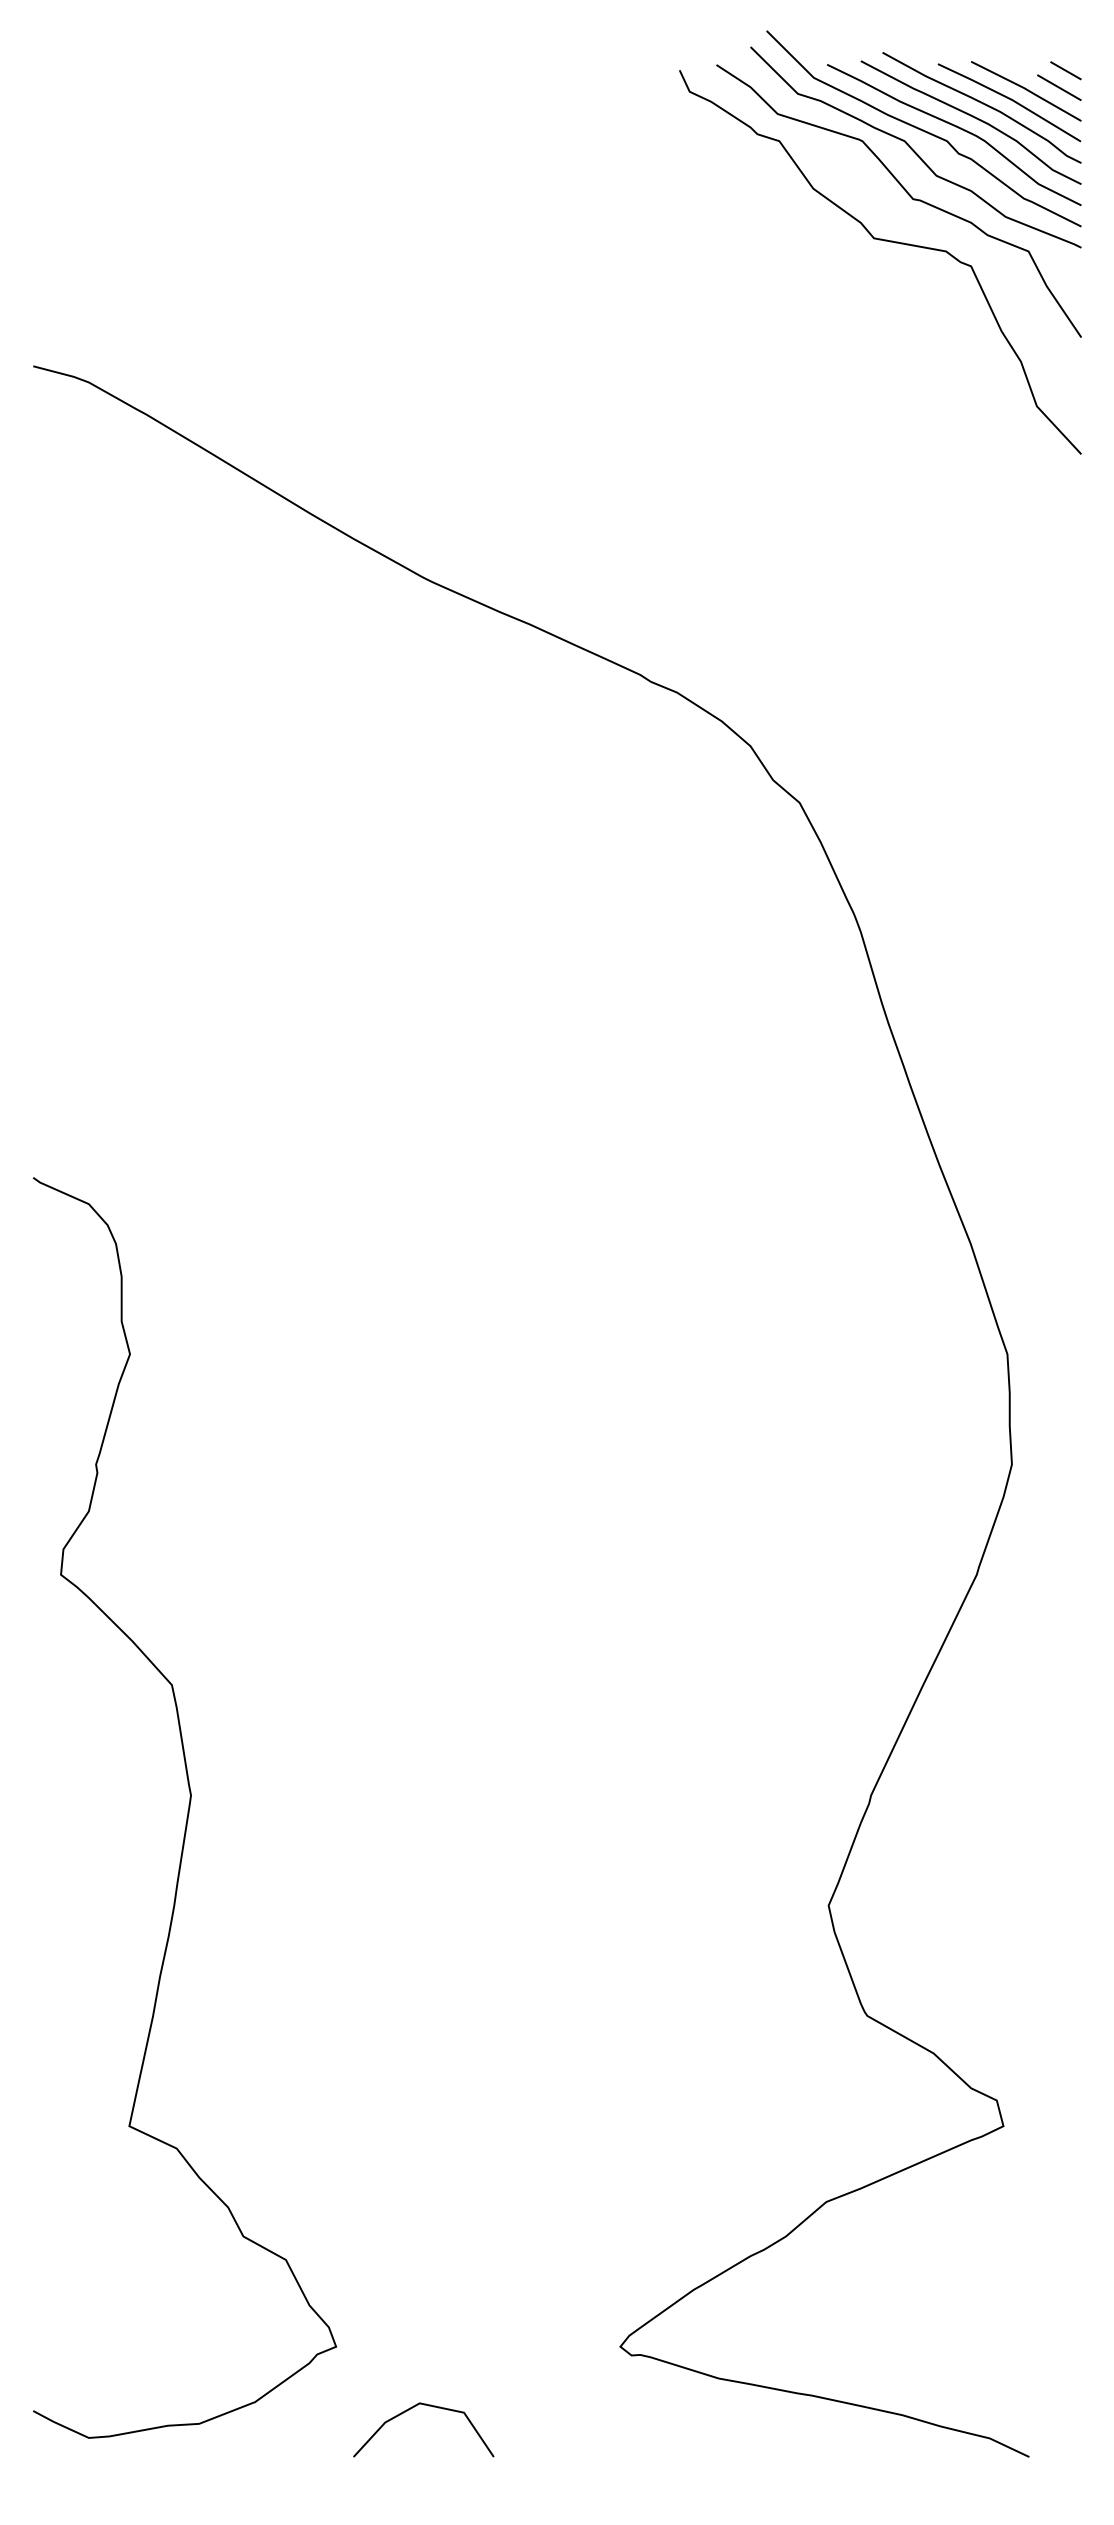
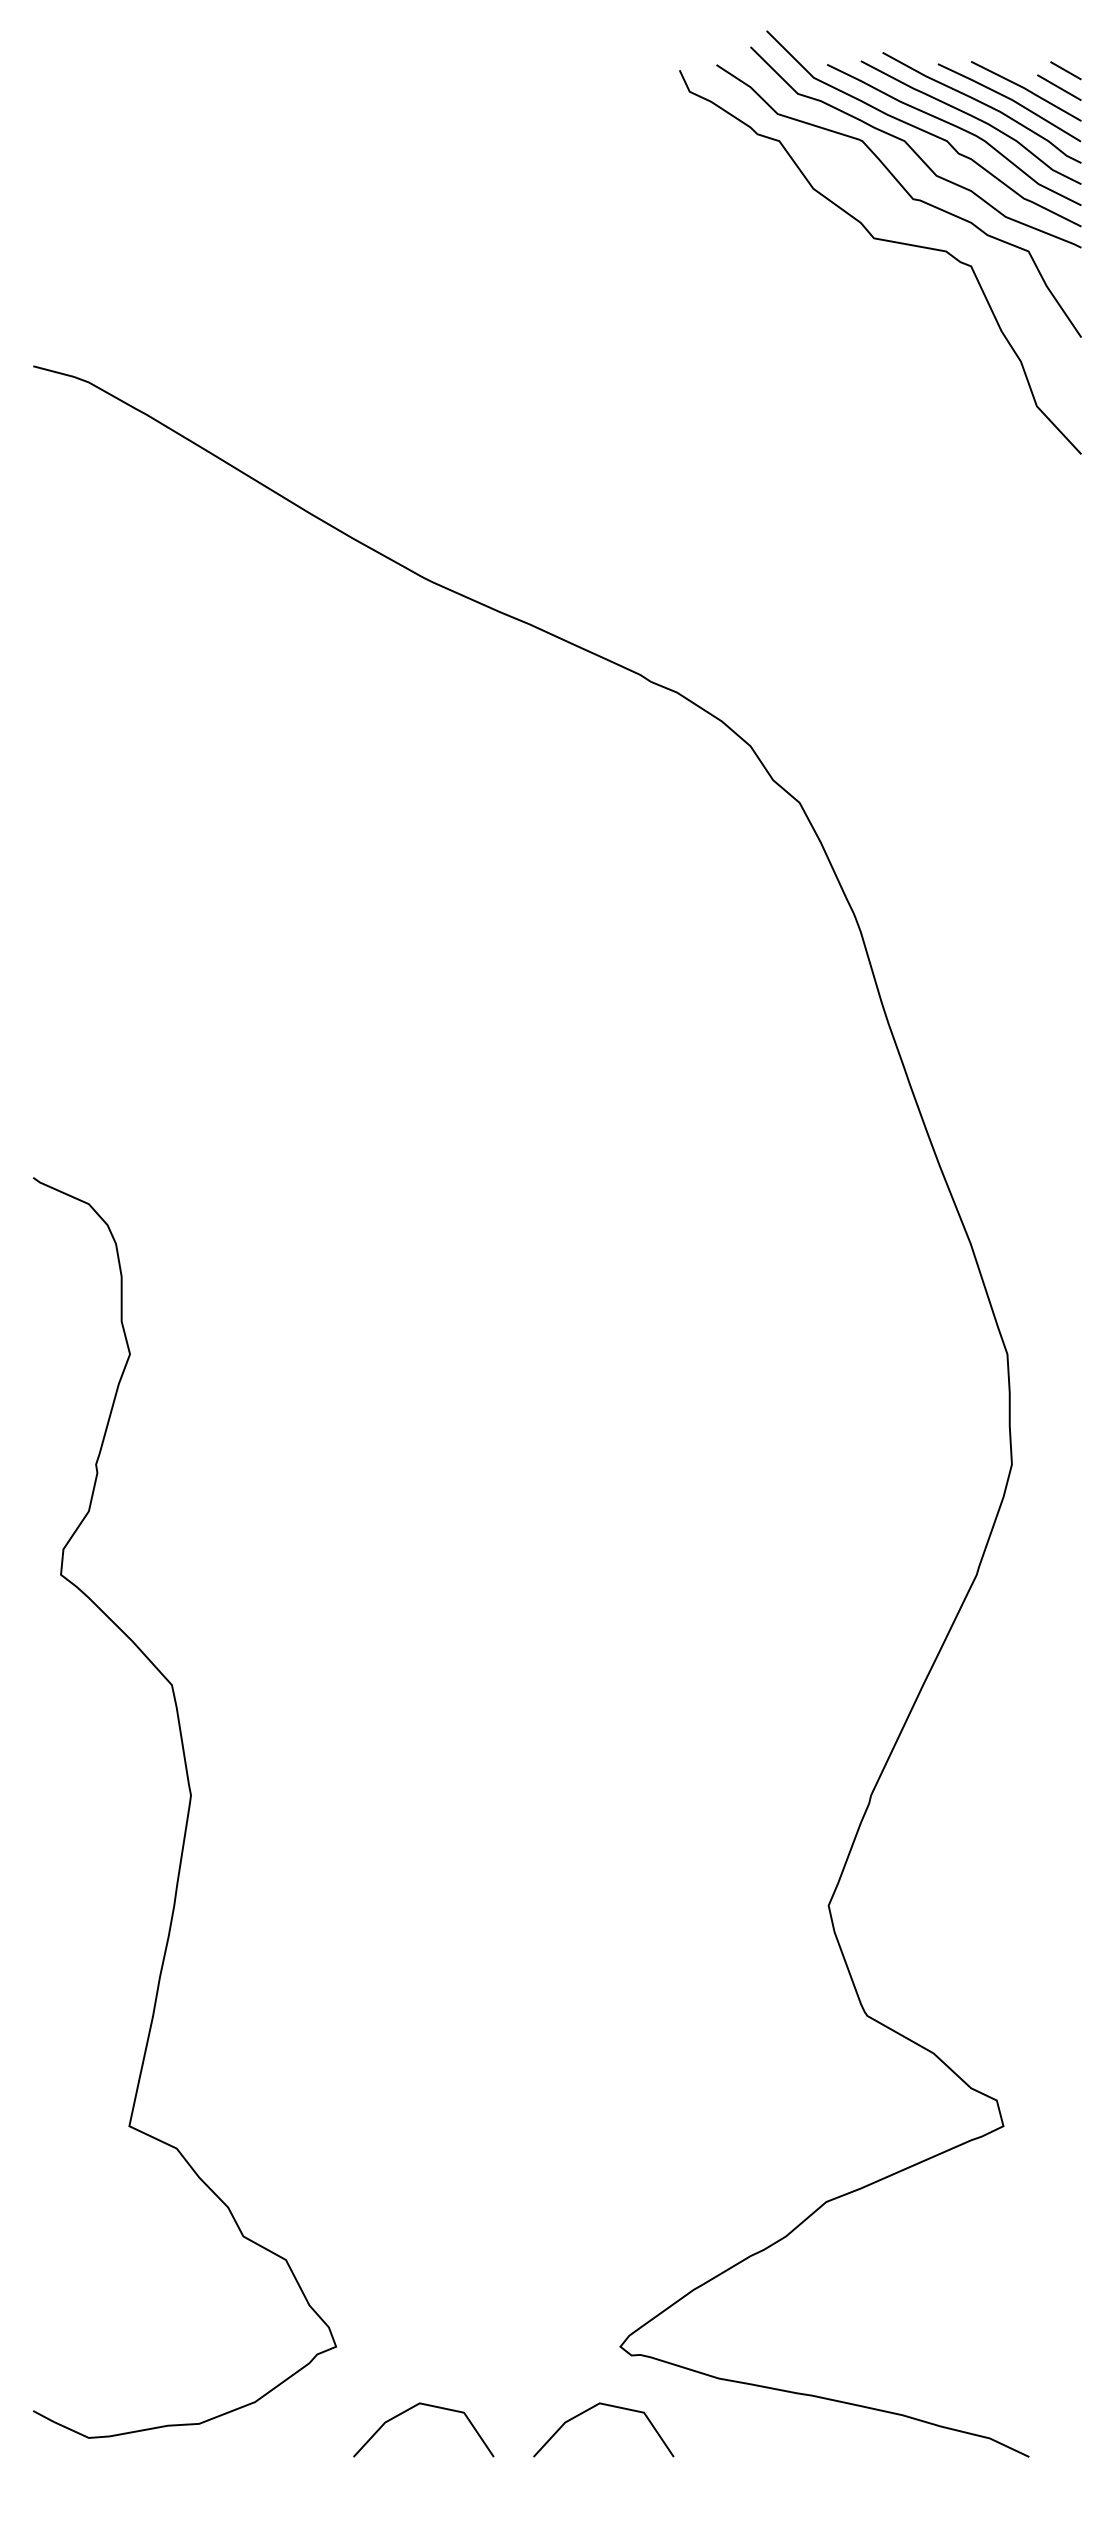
line: none -> present (608, 2406)
